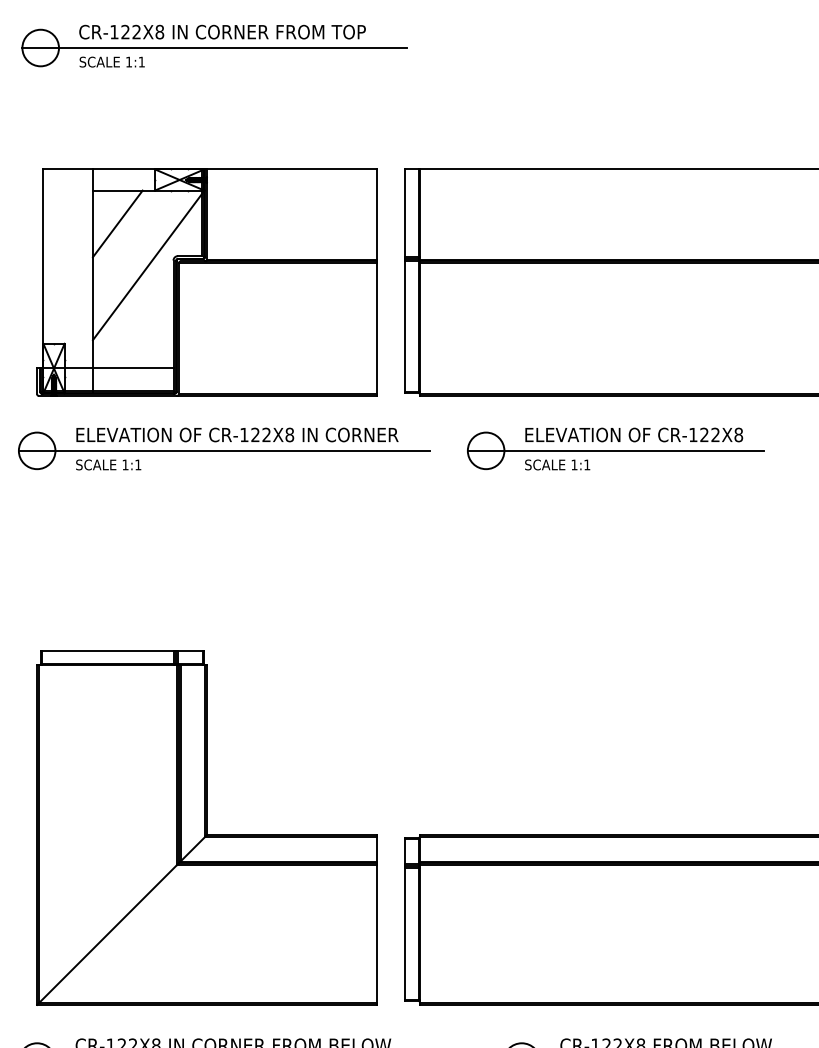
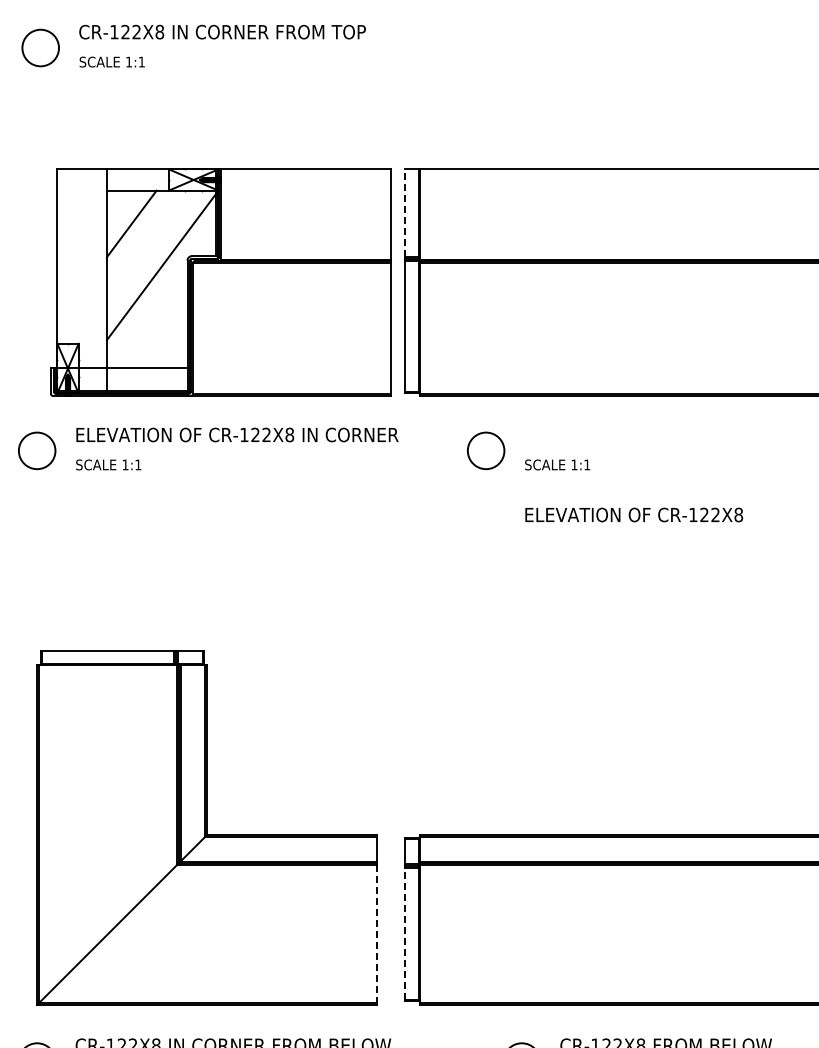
line: present -> none (214, 48)
line: solid -> dashed (405, 213)
part position: (206, 282) -> (220, 282) (220, 282)
text position: (634, 434) -> (634, 514) (634, 514)
line: present -> none (224, 450)
line: present -> none (615, 450)
line: solid -> dashed (405, 933)
line: solid -> dashed (377, 934)
